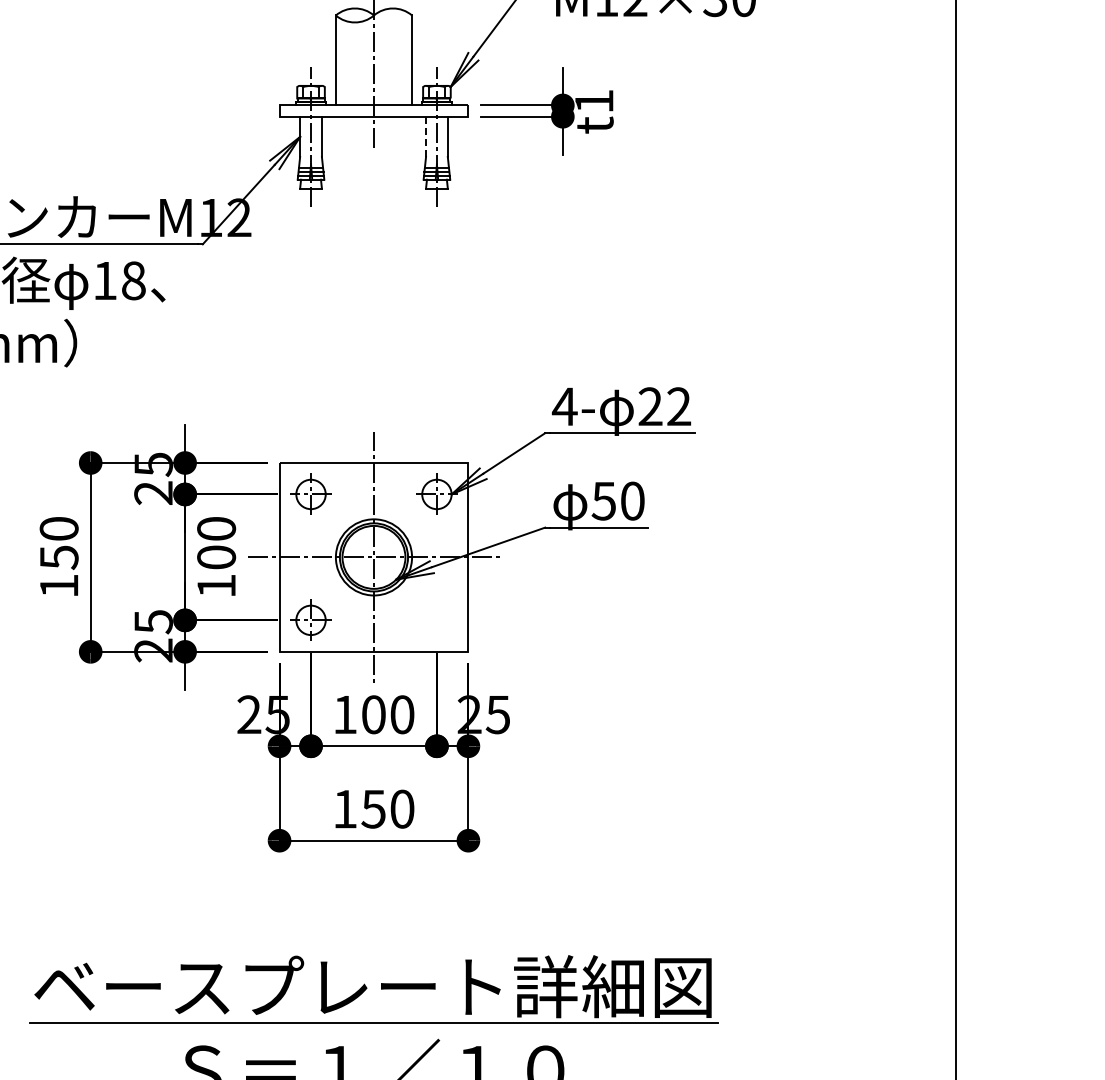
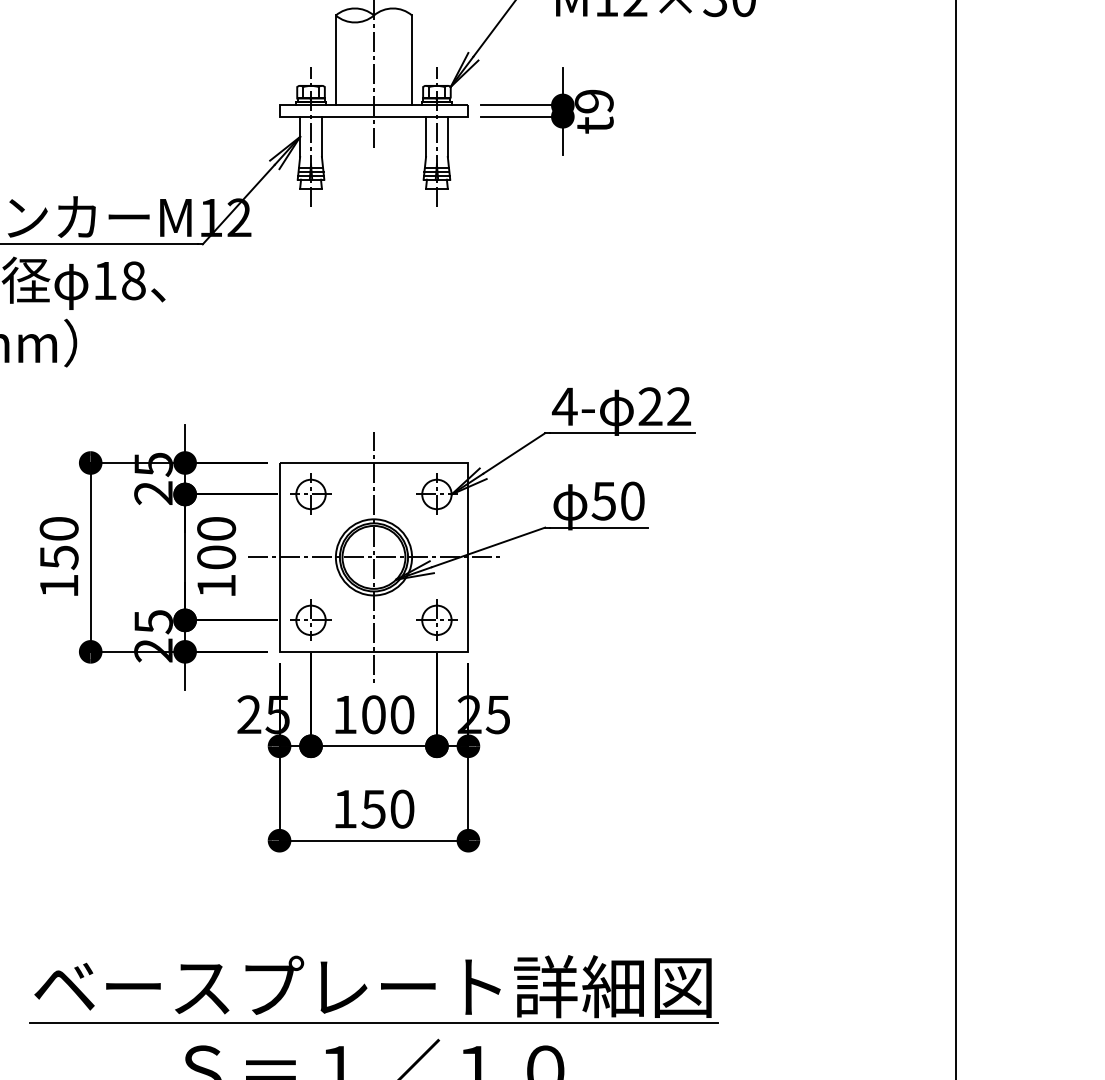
text: t1 -> t9 (593, 101)
line: dashed -> solid (426, 136)
part: none -> present (436, 619)
